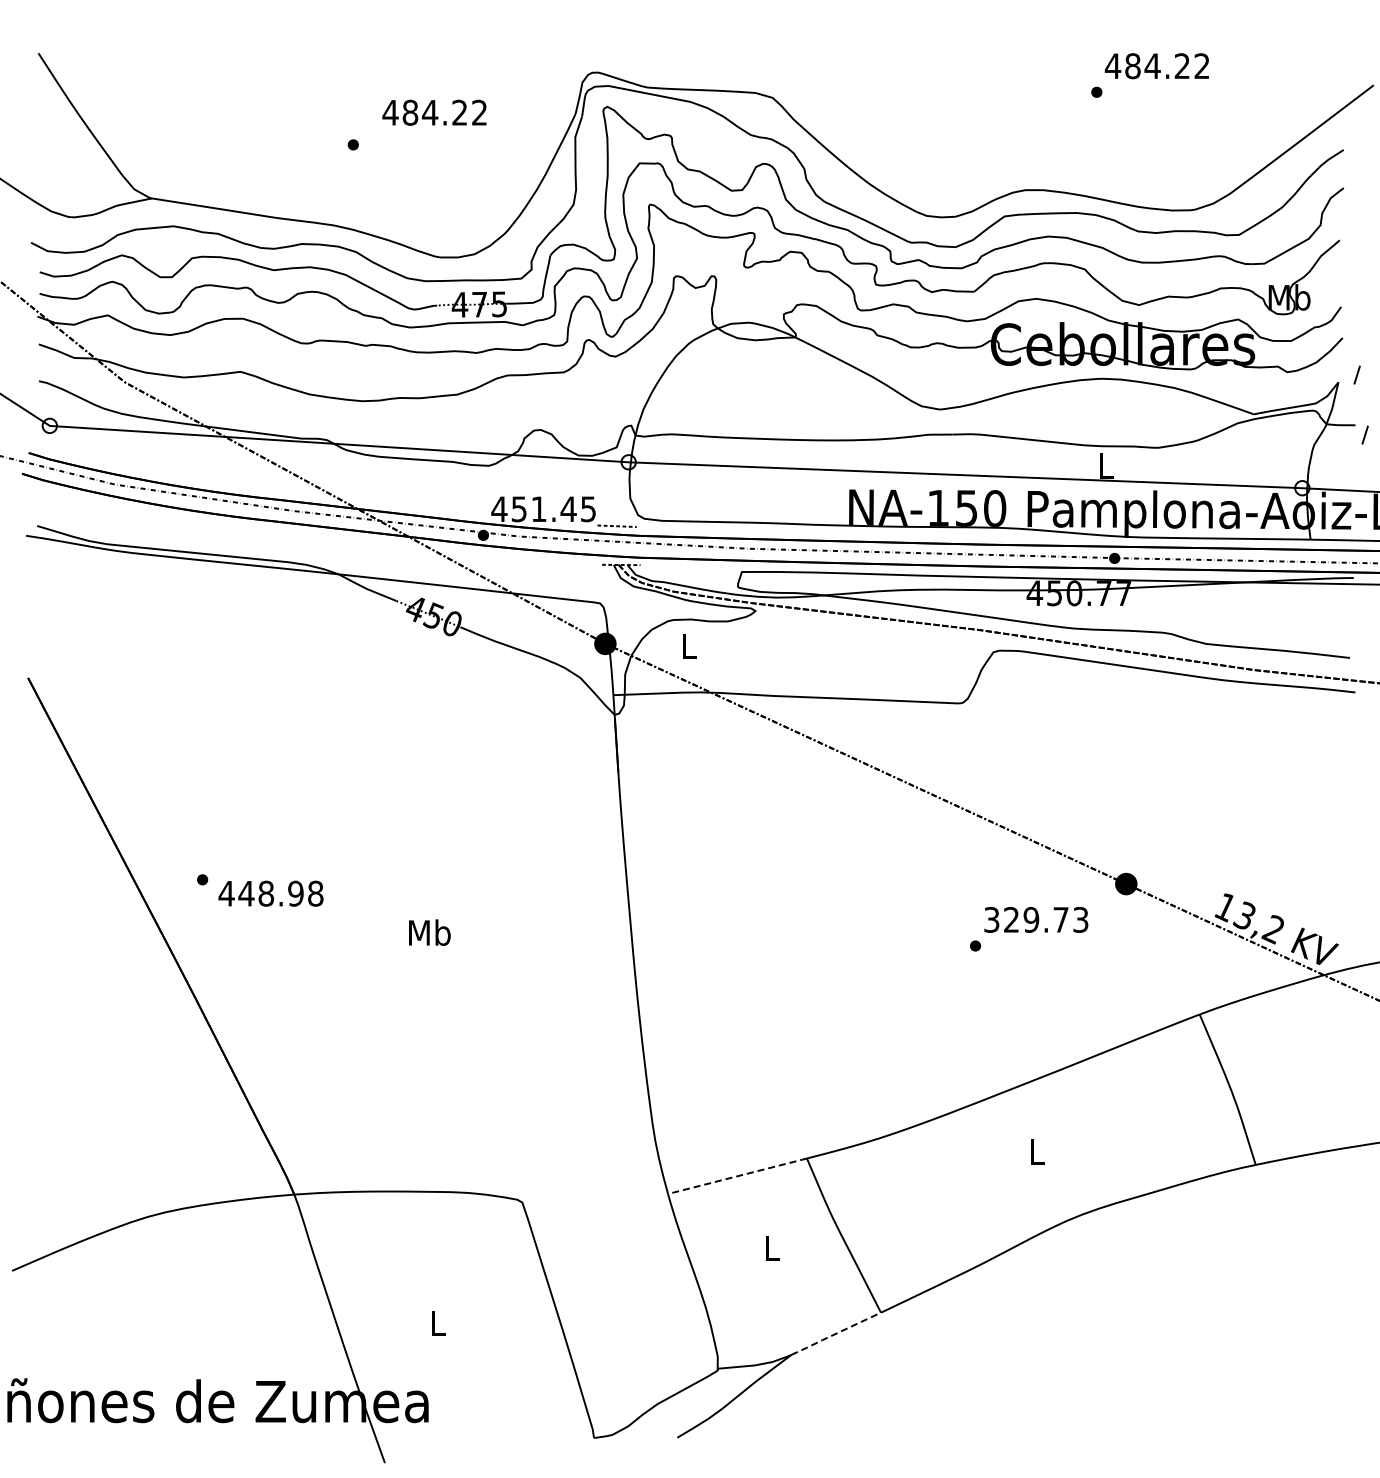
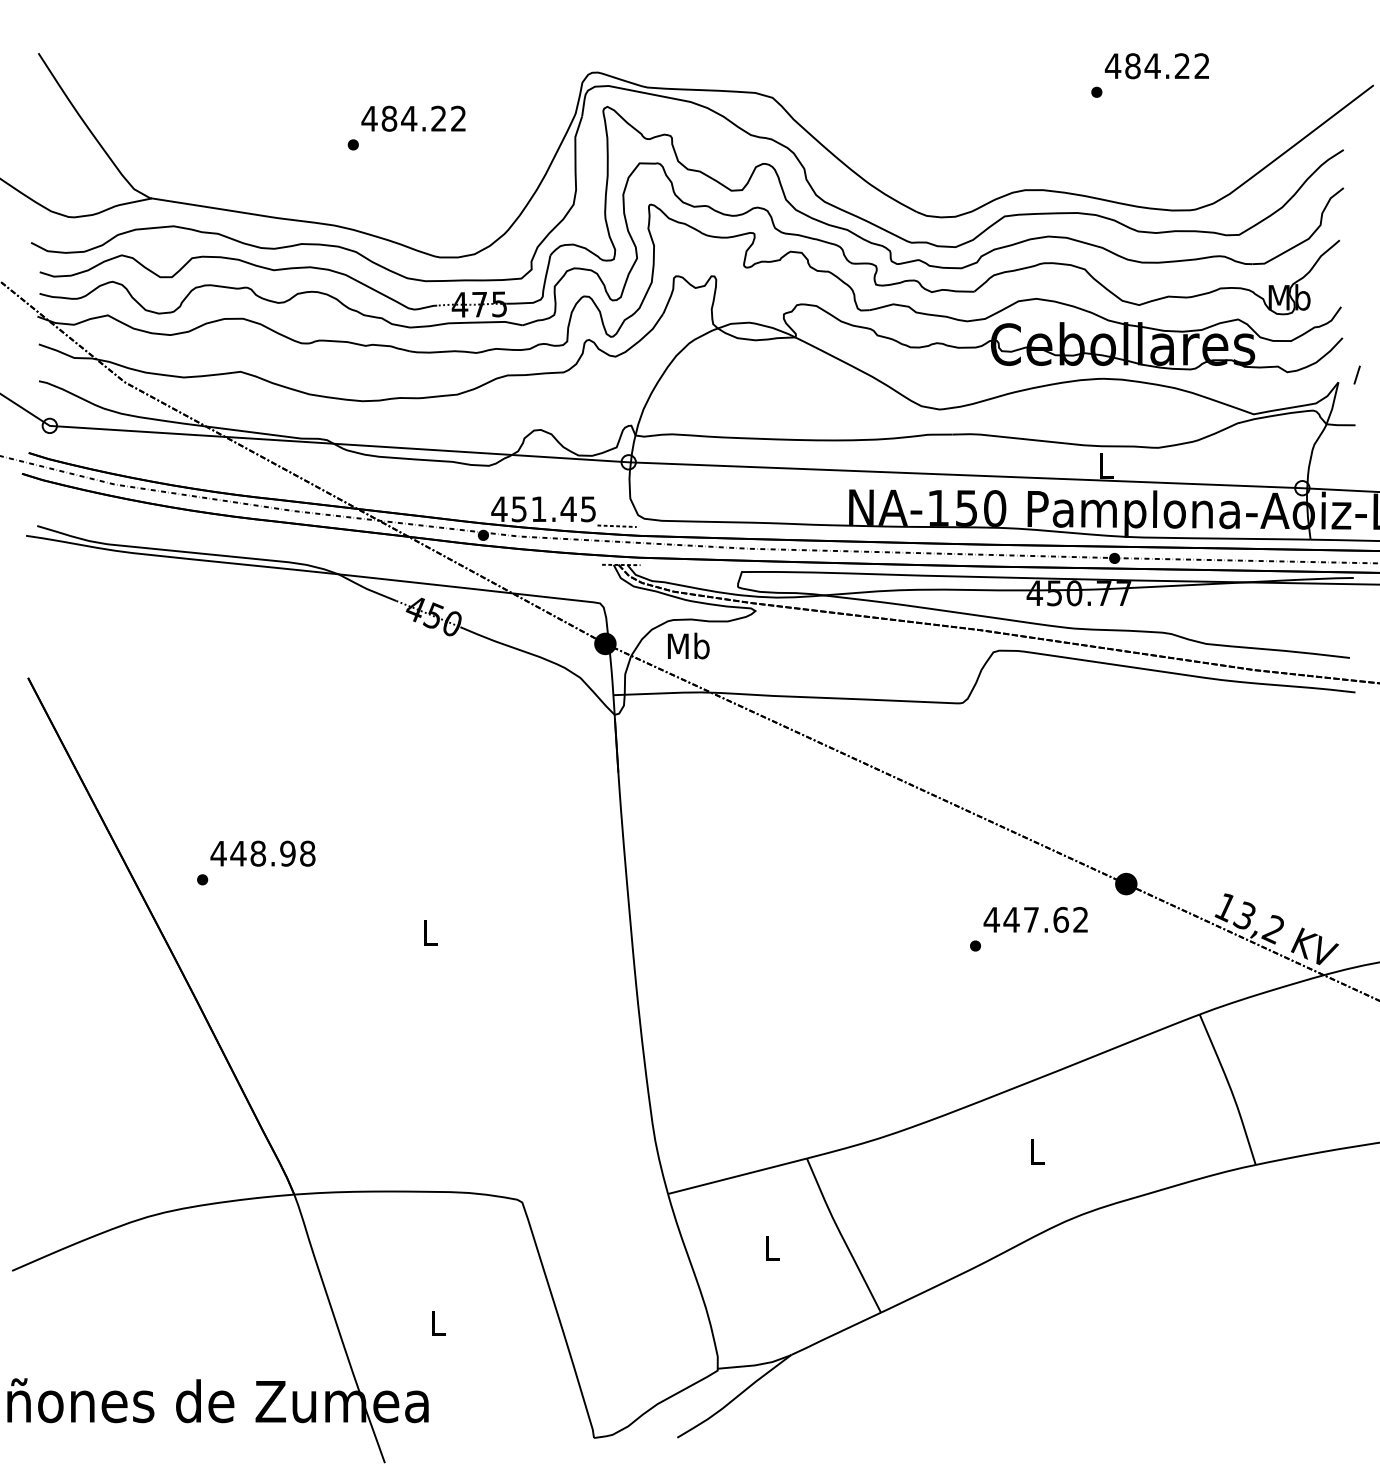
text position: (434, 112) -> (413, 118) (413, 118)
line: present -> none (1364, 434)
text: L -> Mb (688, 645)
text position: (270, 893) -> (262, 853) (262, 853)
text: 329.73 -> 447.62 (1035, 919)
text: Mb -> L (429, 932)
line: dashed -> solid (737, 1176)
line: dashed -> solid (834, 1334)
